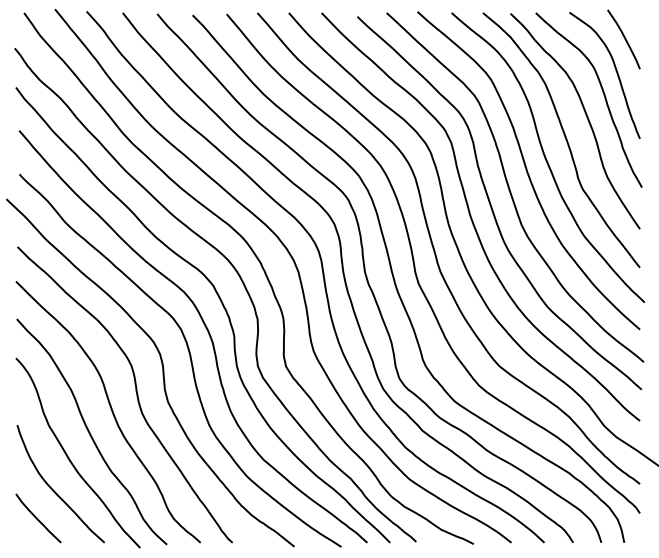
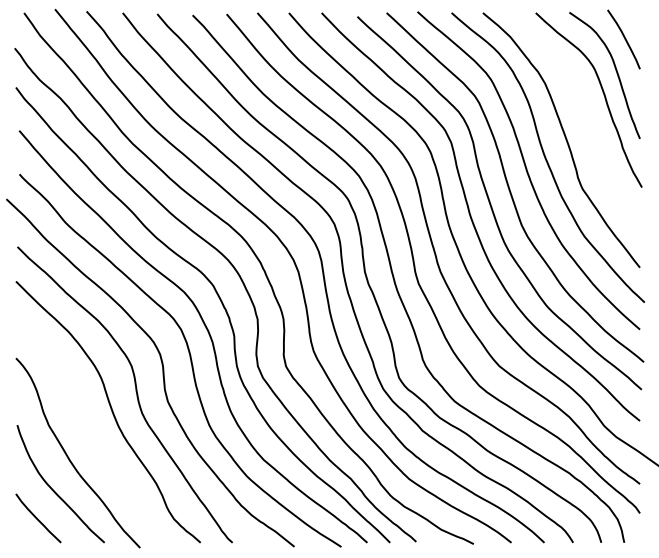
curve: present -> none (585, 115)
curve: present -> none (90, 432)
